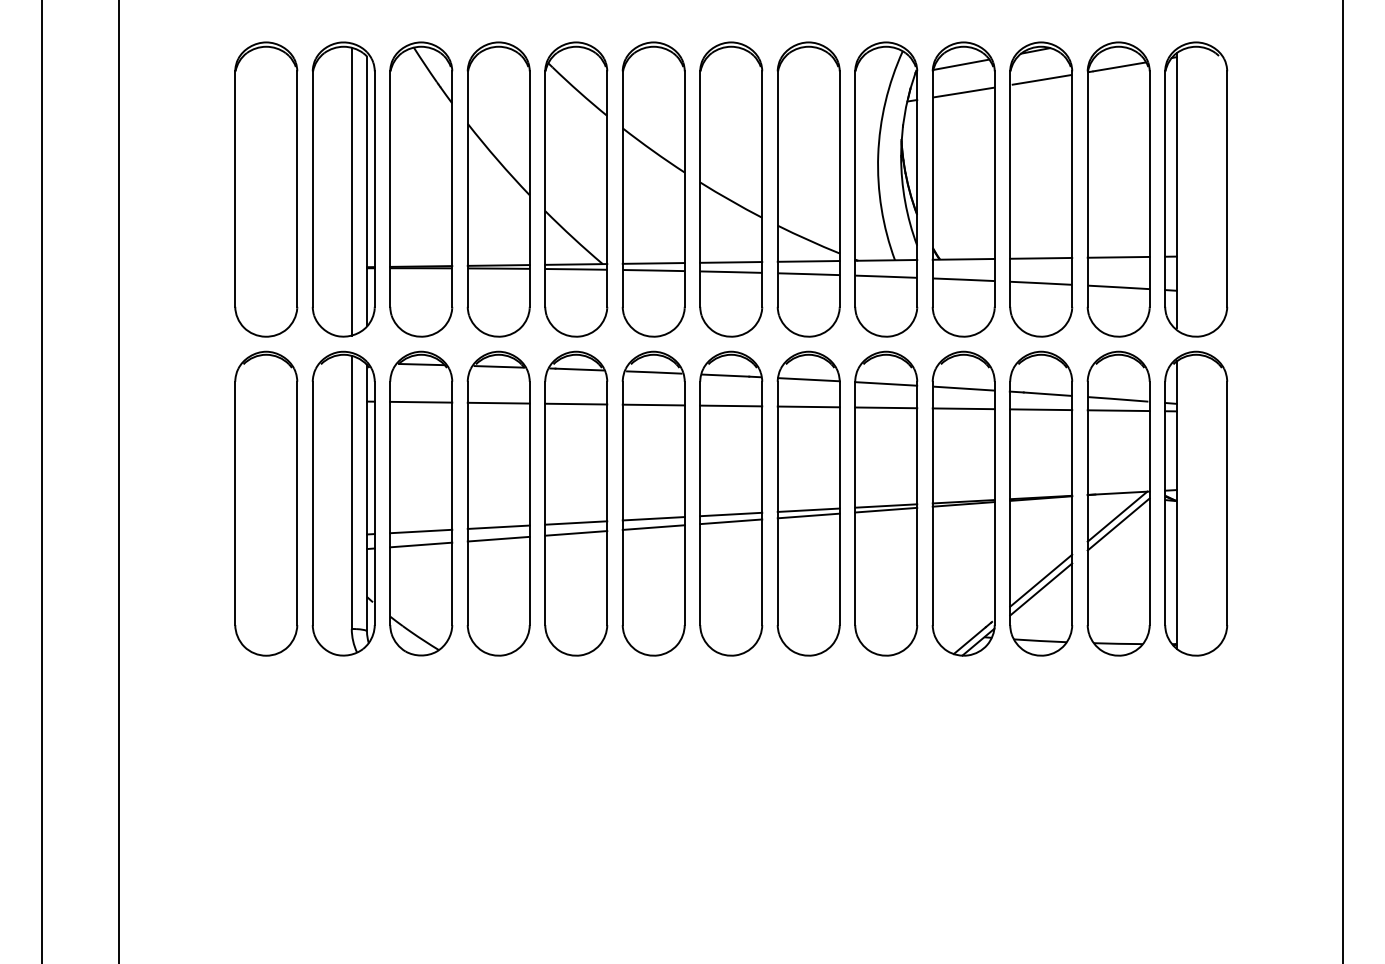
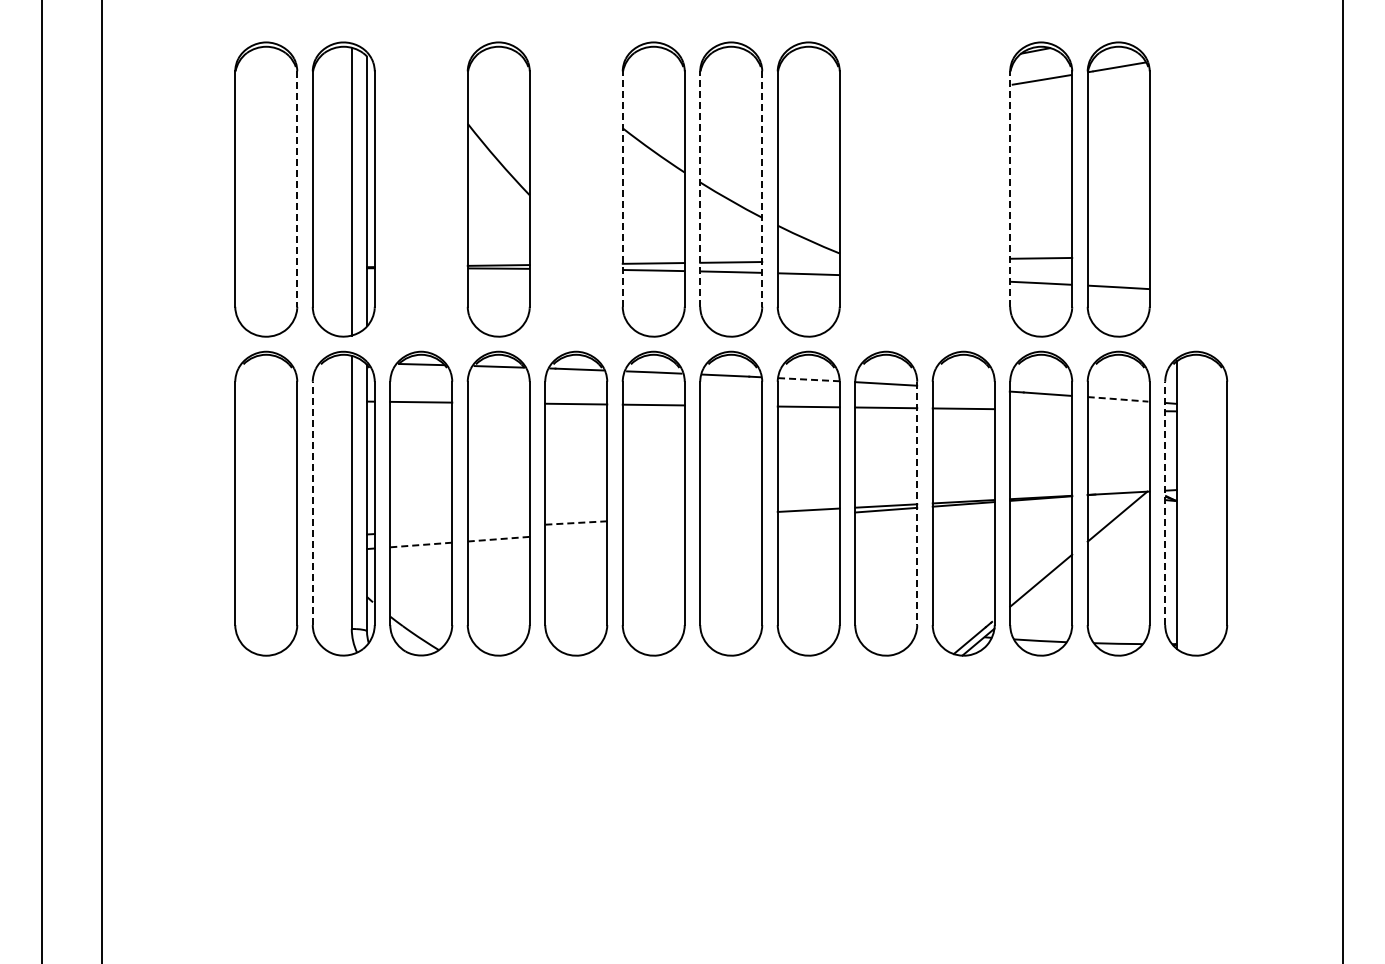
line: solid -> dashed (297, 189)
part: present -> none (421, 189)
part: present -> none (576, 189)
line: solid -> dashed (622, 189)
line: solid -> dashed (700, 189)
line: solid -> dashed (762, 189)
part: present -> none (886, 189)
part: present -> none (963, 189)
line: solid -> dashed (1010, 189)
part: present -> none (1196, 189)
line: present -> none (1118, 256)
line: present -> none (808, 261)
line: solid -> dashed (808, 379)
line: present -> none (964, 388)
line: solid -> dashed (1117, 399)
line: present -> none (498, 402)
line: present -> none (731, 405)
line: present -> none (1041, 409)
line: present -> none (1118, 410)
line position: (119, 481) -> (102, 481) (102, 481)
line: solid -> dashed (312, 503)
line: solid -> dashed (917, 503)
line: solid -> dashed (1165, 503)
line: present -> none (731, 514)
line: present -> none (808, 515)
line: present -> none (653, 518)
line: present -> none (731, 521)
line: solid -> dashed (575, 523)
line: present -> none (1118, 524)
line: present -> none (498, 526)
line: present -> none (653, 527)
line: present -> none (421, 531)
line: present -> none (576, 533)
line: solid -> dashed (499, 539)
line: solid -> dashed (421, 544)
line: present -> none (1041, 589)
